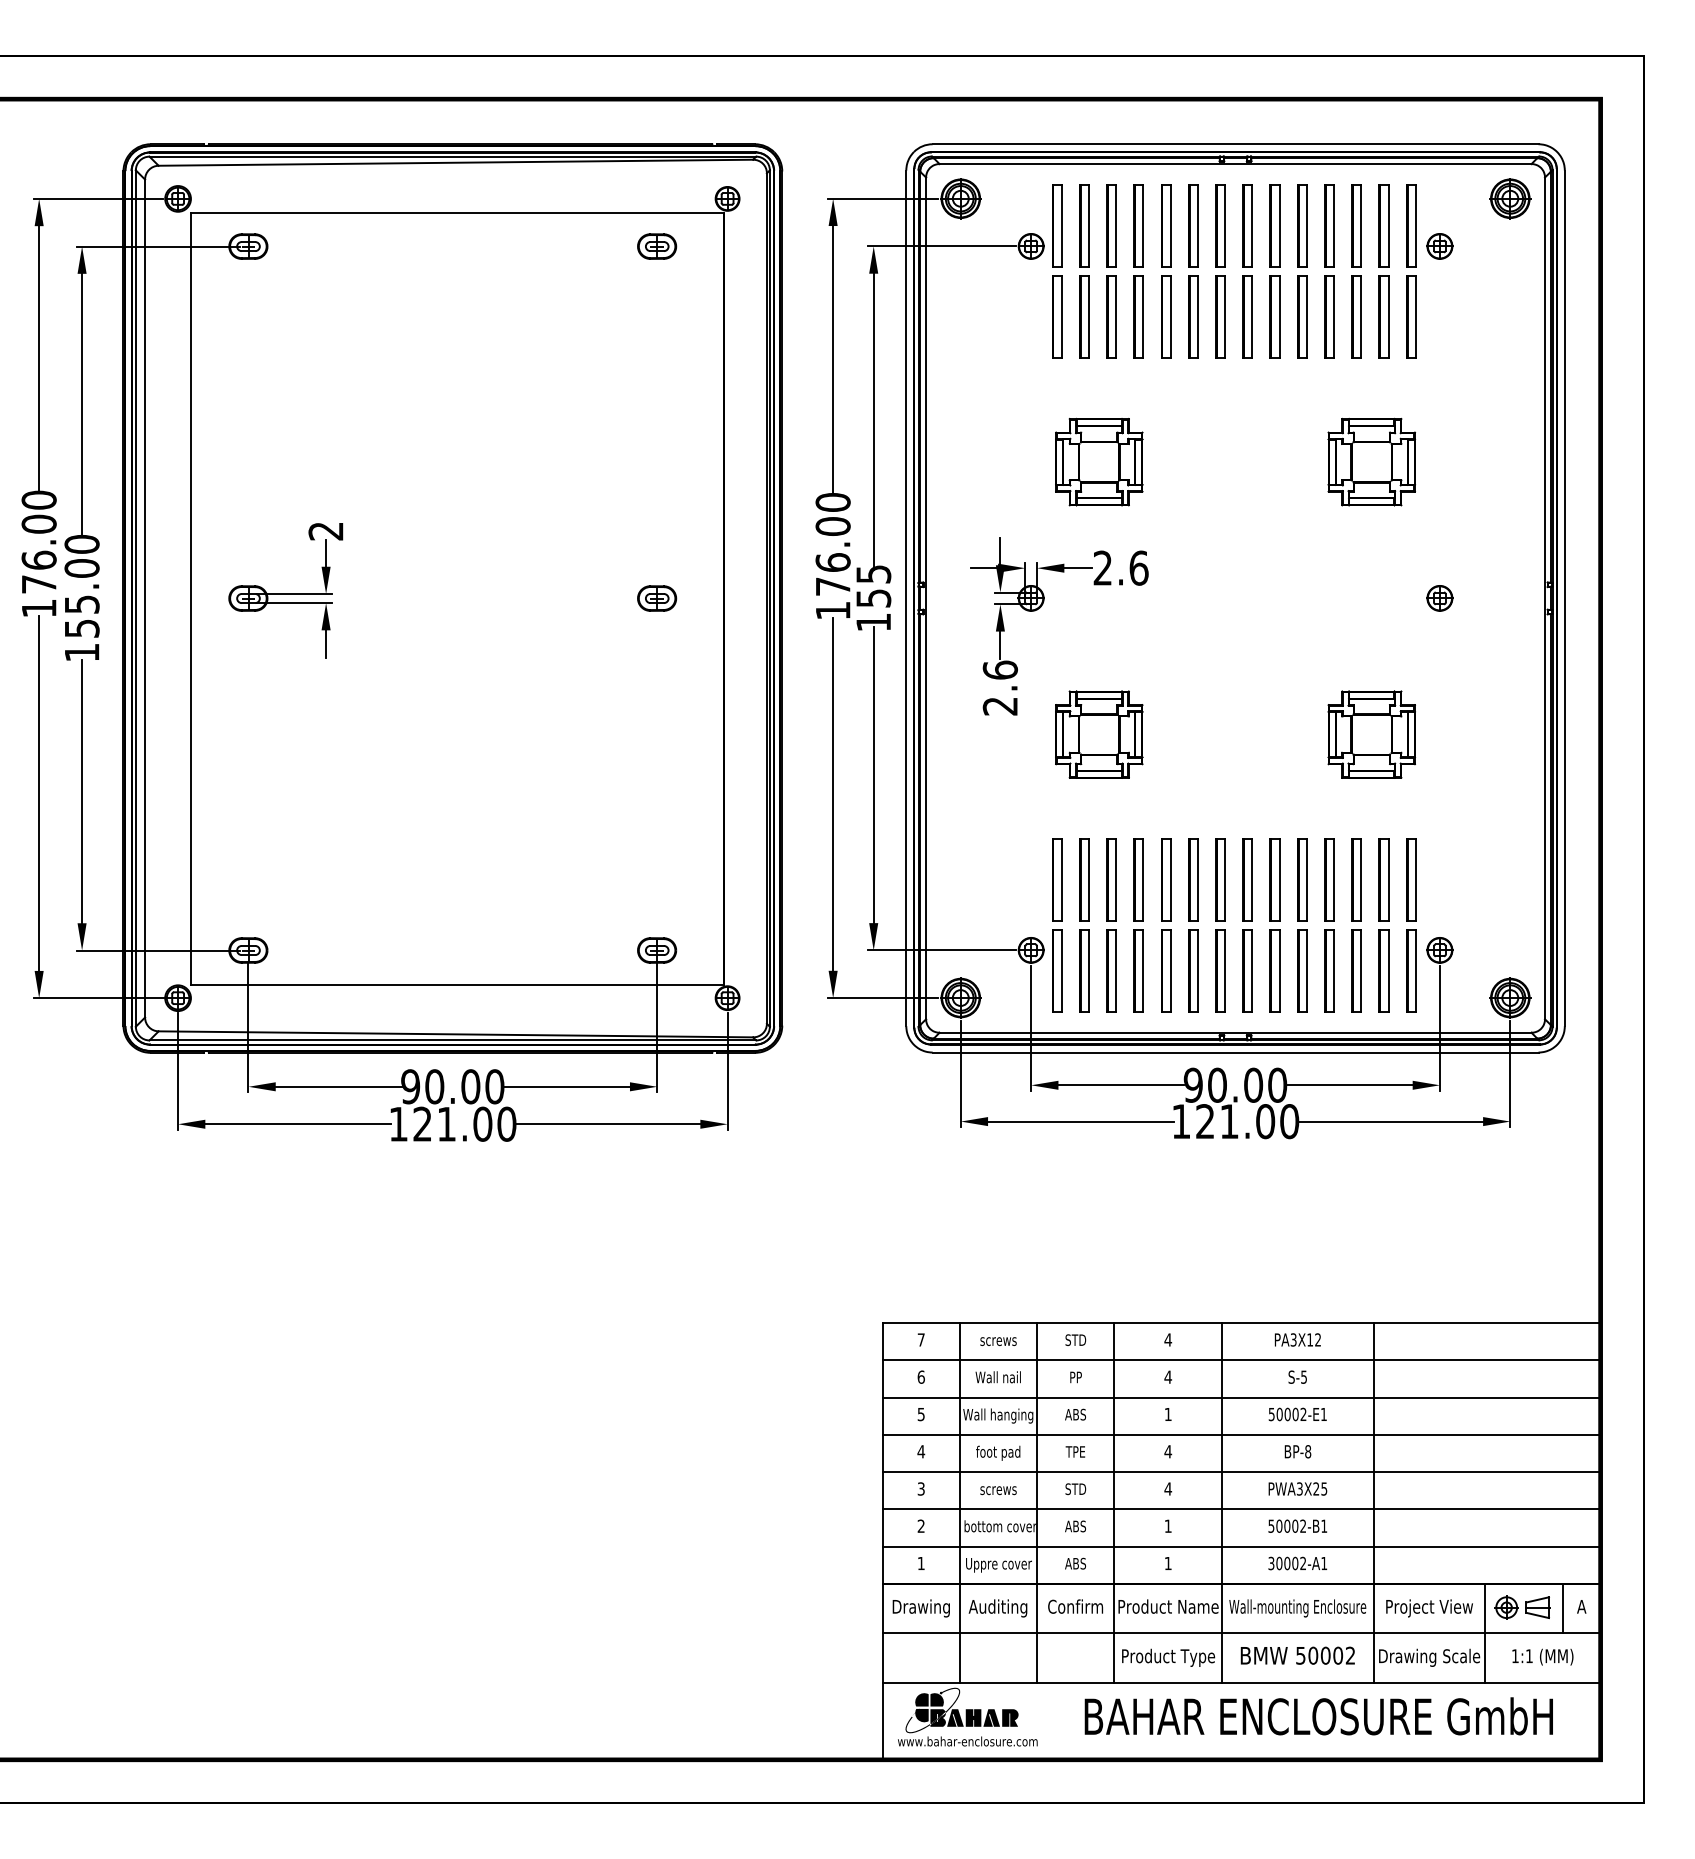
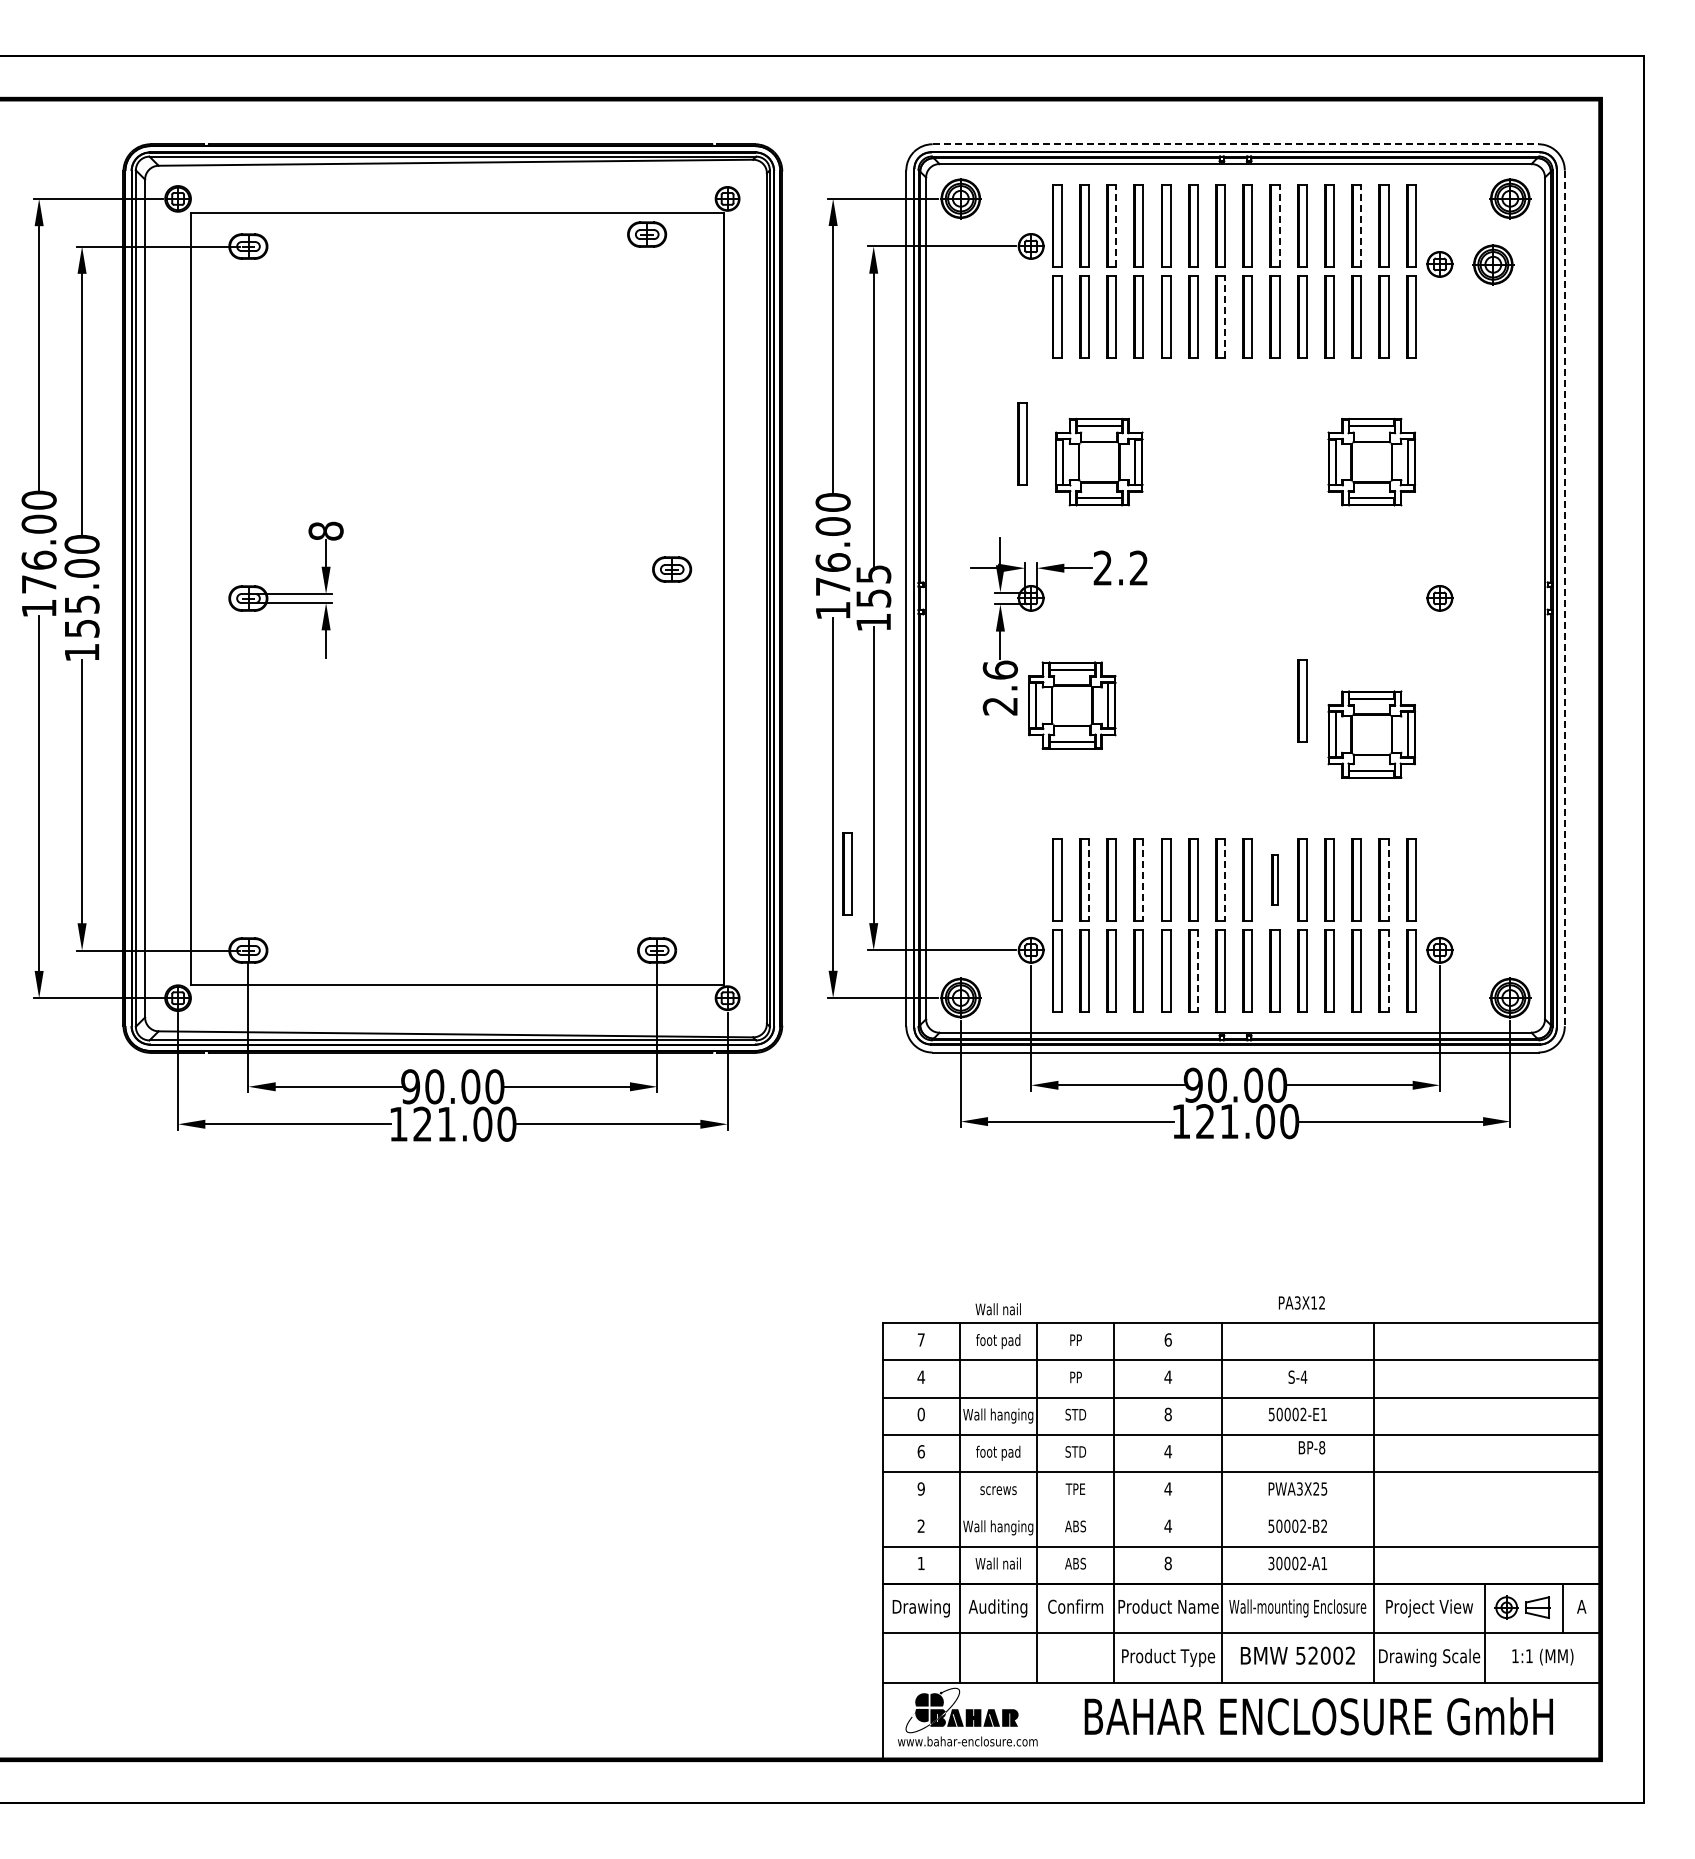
line: solid -> dashed (1235, 144)
line: solid -> dashed (1116, 226)
line: solid -> dashed (1279, 226)
line: solid -> dashed (1361, 226)
part position: (657, 246) -> (647, 234) (647, 234)
part position: (1439, 246) -> (1439, 264) (1439, 264)
part: none -> present (1493, 264)
line: solid -> dashed (1225, 316)
part: none -> present (1022, 443)
text: 2 -> 8 (325, 530)
text: 2.6 -> 2.2 (1138, 567)
part position: (657, 598) -> (672, 569) (672, 569)
line: solid -> dashed (1564, 598)
part: none -> present (1302, 700)
part position: (1099, 734) -> (1072, 705) (1072, 705)
part: none -> present (847, 873)
line: solid -> dashed (1088, 879)
line: solid -> dashed (1143, 879)
line: solid -> dashed (1225, 879)
part size: 12x84 px -> 8x52 px (1274, 879)
line: solid -> dashed (1388, 879)
line: solid -> dashed (1197, 970)
line: solid -> dashed (1388, 970)
text: 4 -> 6 (1168, 1339)
text position: (1297, 1339) -> (1301, 1302) (1301, 1302)
text: STD -> PP (1075, 1340)
text: screws -> foot pad (998, 1341)
text: 6 -> 4 (921, 1376)
text: S-5 -> S-4 (1303, 1376)
text position: (997, 1377) -> (997, 1309) (997, 1309)
text: 5 -> 0 (920, 1414)
text: ABS -> STD (1075, 1414)
text: 1 -> 8 (1167, 1414)
text: 4 -> 6 (921, 1451)
text: TPE -> STD (1075, 1451)
text position: (1297, 1451) -> (1311, 1447) (1311, 1447)
text: 3 -> 9 (920, 1488)
text: STD -> TPE (1075, 1489)
line: present -> none (1241, 1509)
text: 1 -> 4 (1168, 1525)
text: 50002-B1 -> 50002-B2 (1323, 1525)
text: bottom cover -> Wall hanging (999, 1527)
text: 1 -> 8 (1167, 1563)
text: Uppre cover -> Wall nail (998, 1564)
text: 50002 -> 52002 (1313, 1655)
